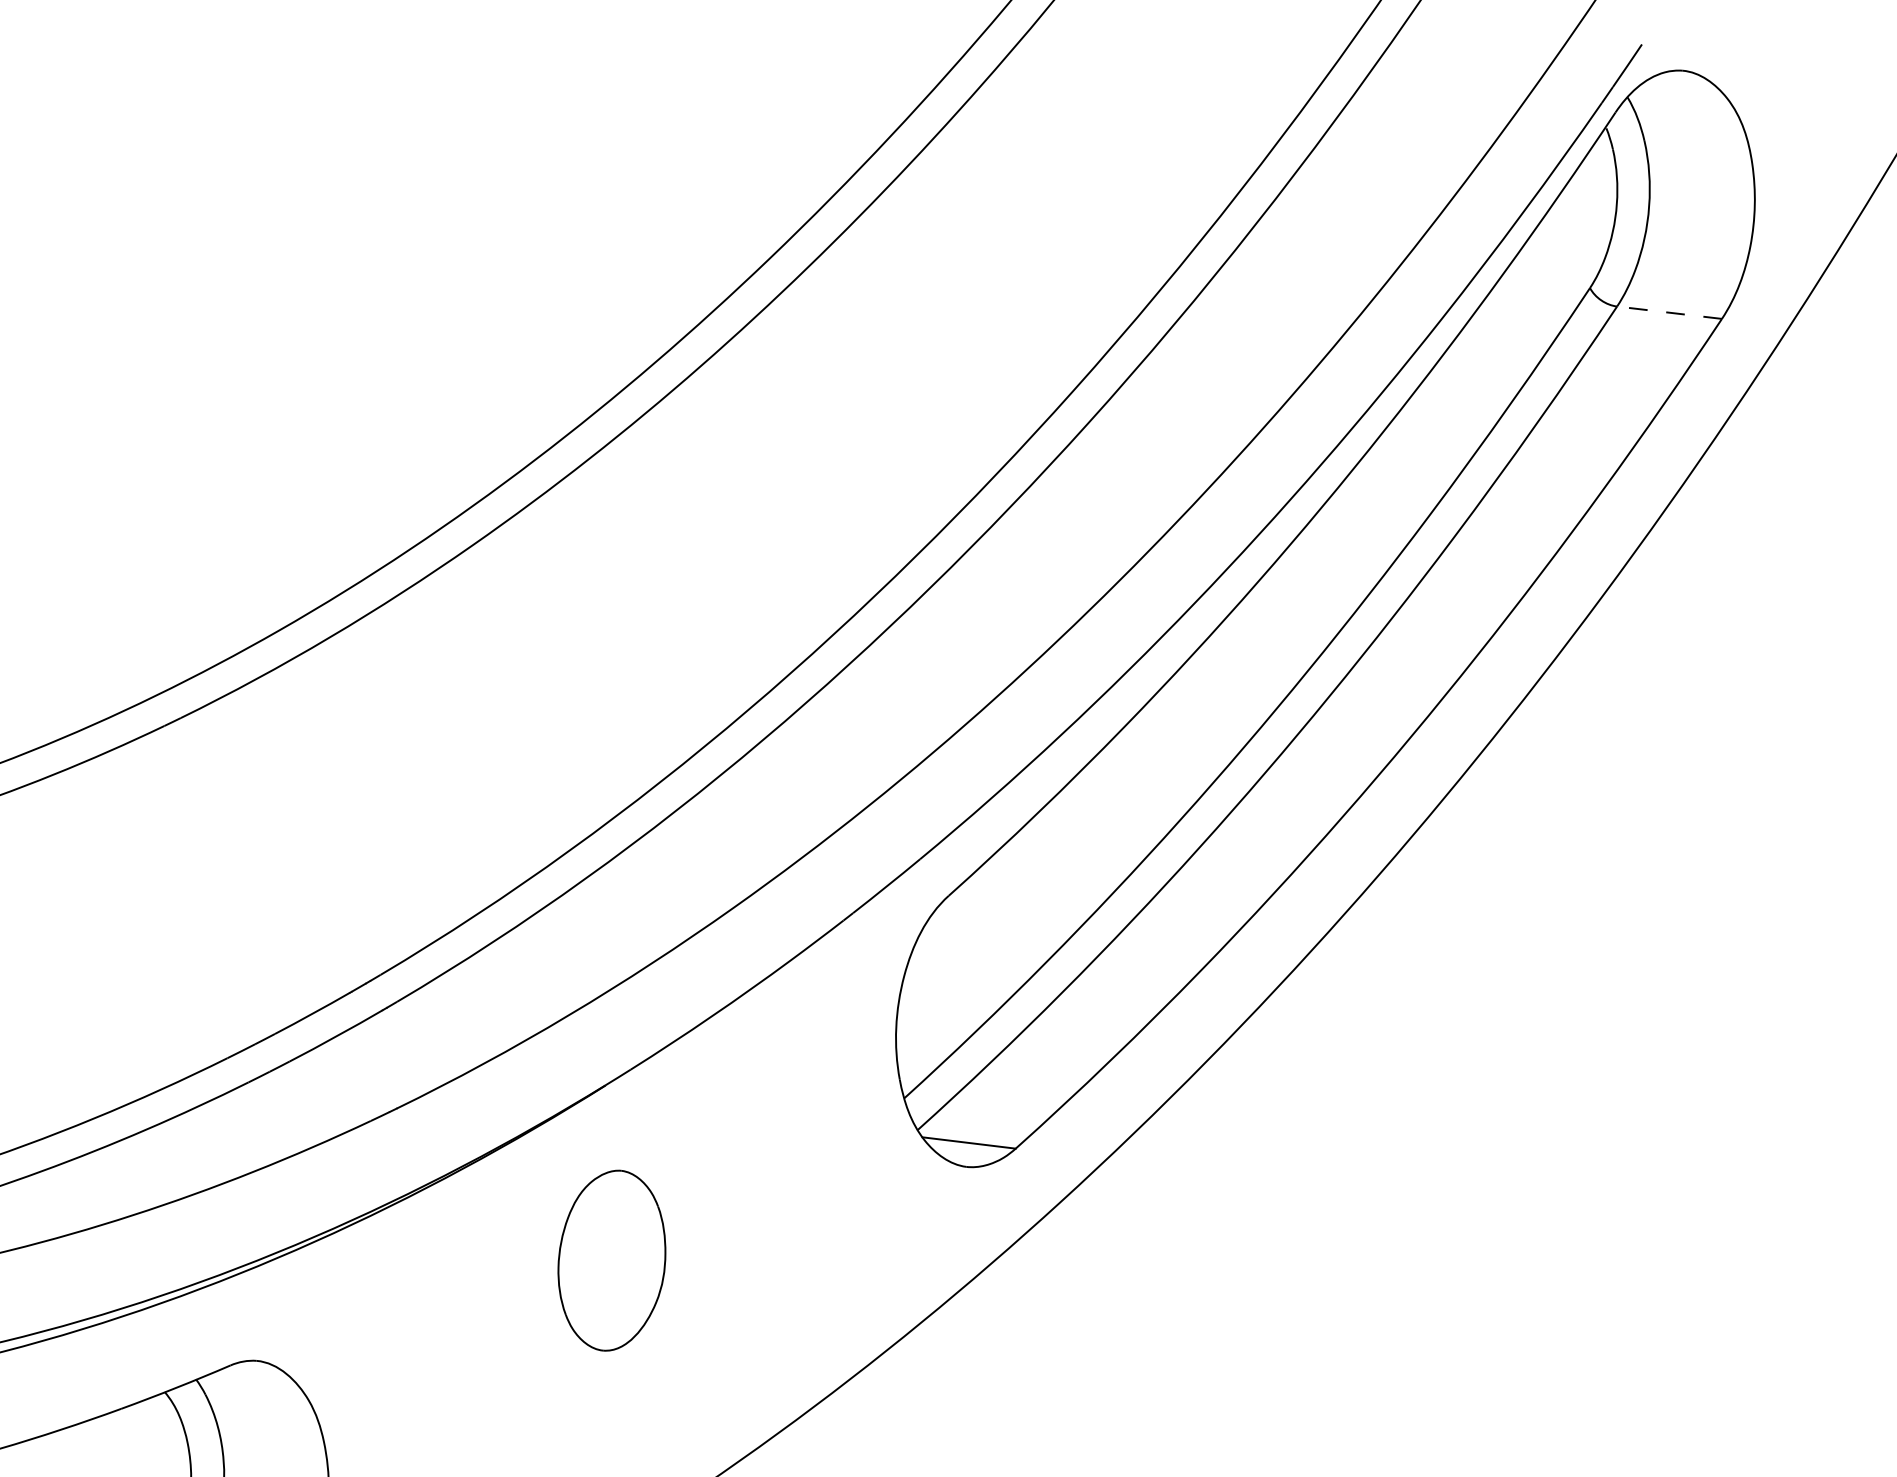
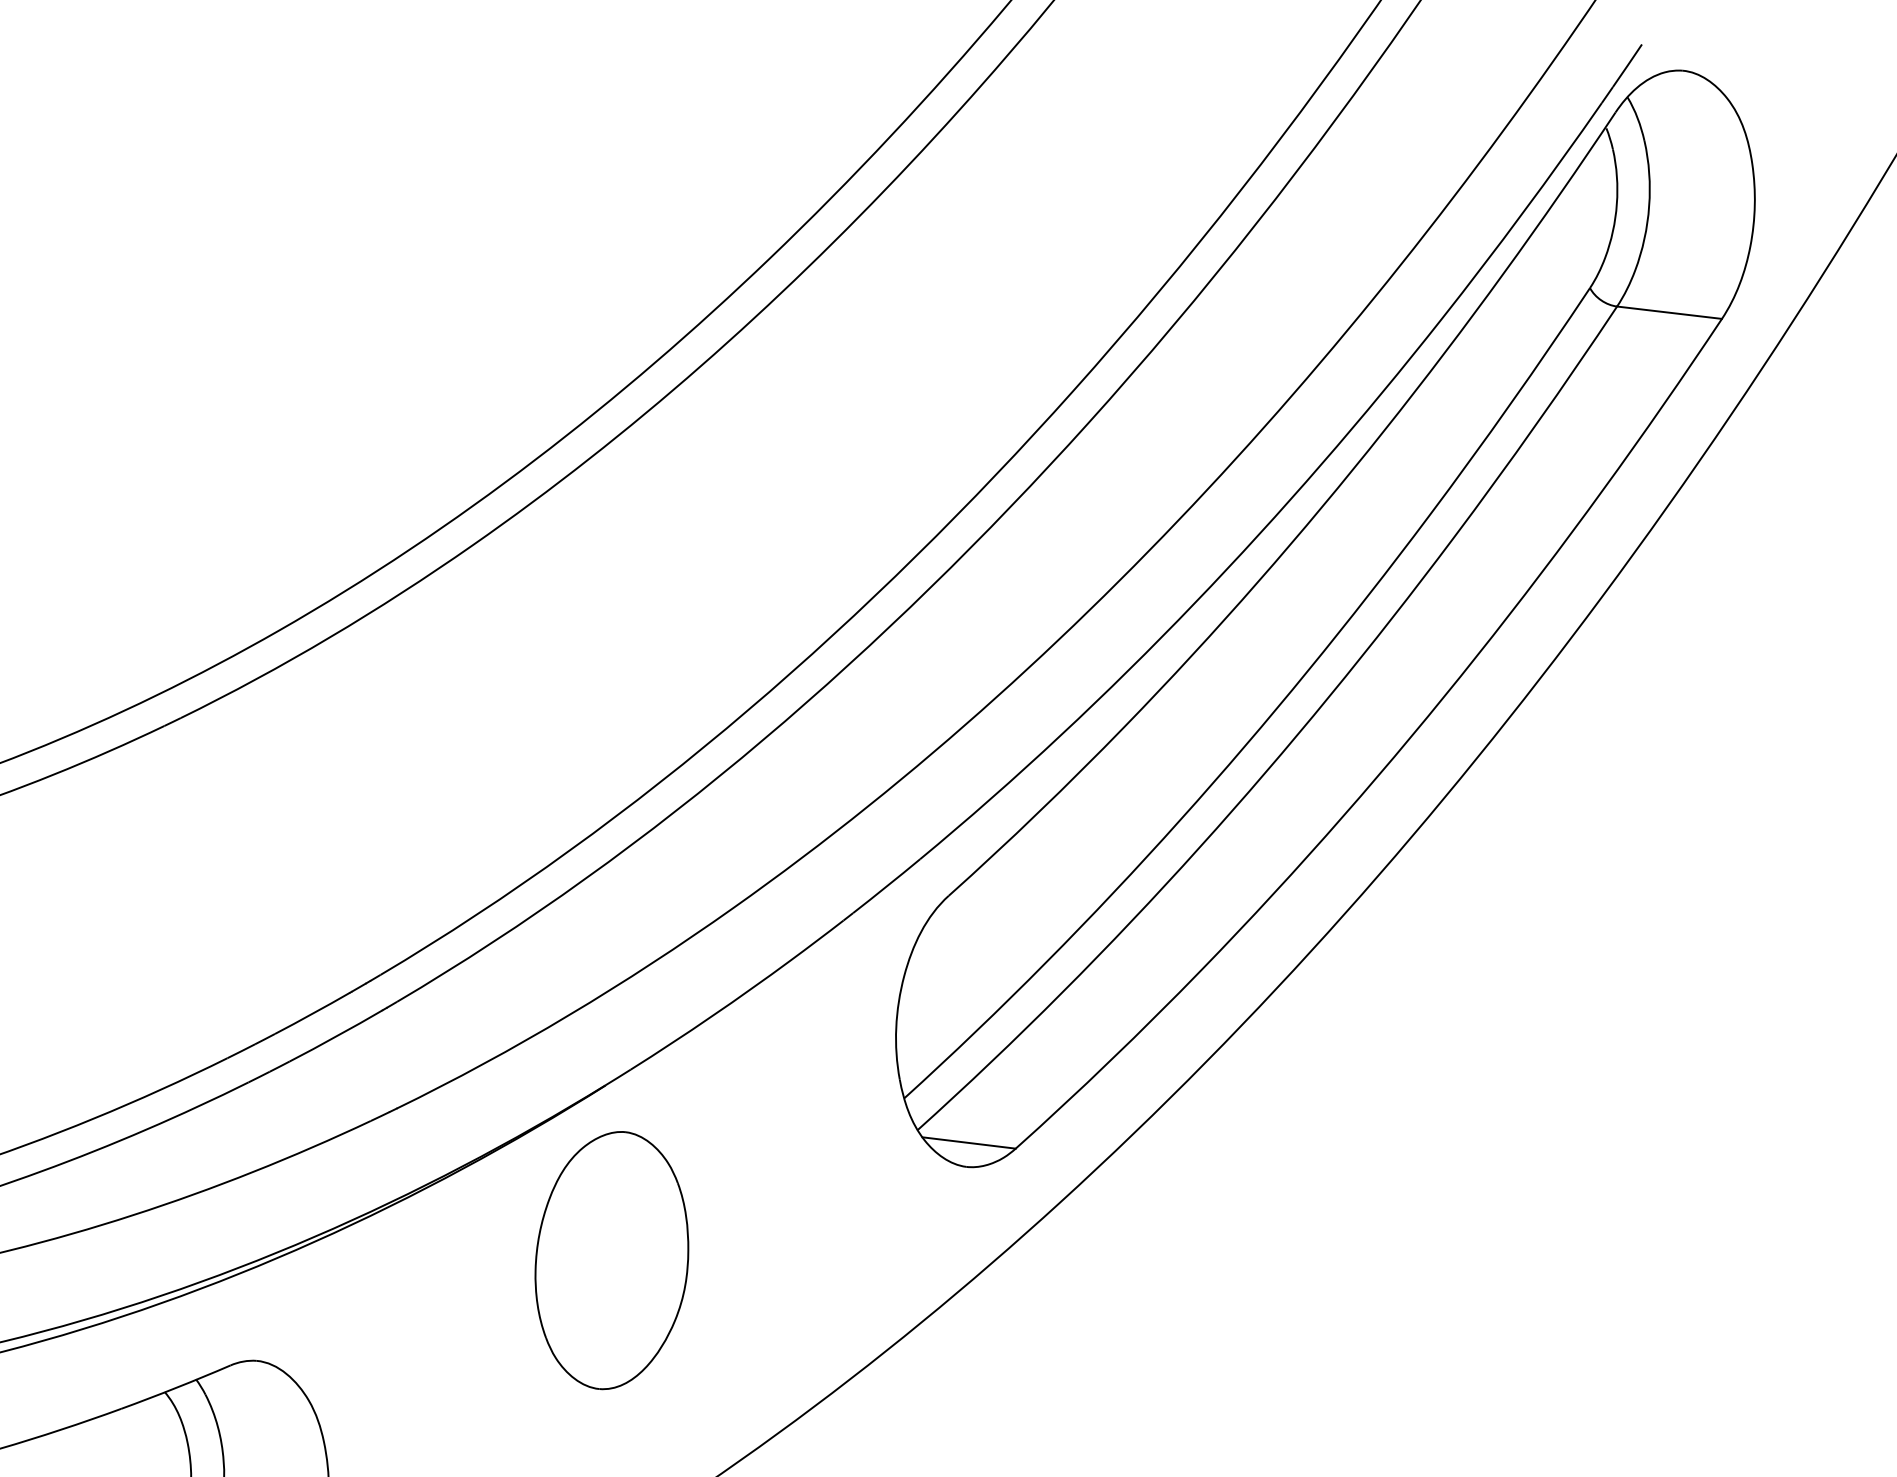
line: dashed -> solid (1669, 312)
part size: 110x183 px -> 156x260 px (611, 1260)
